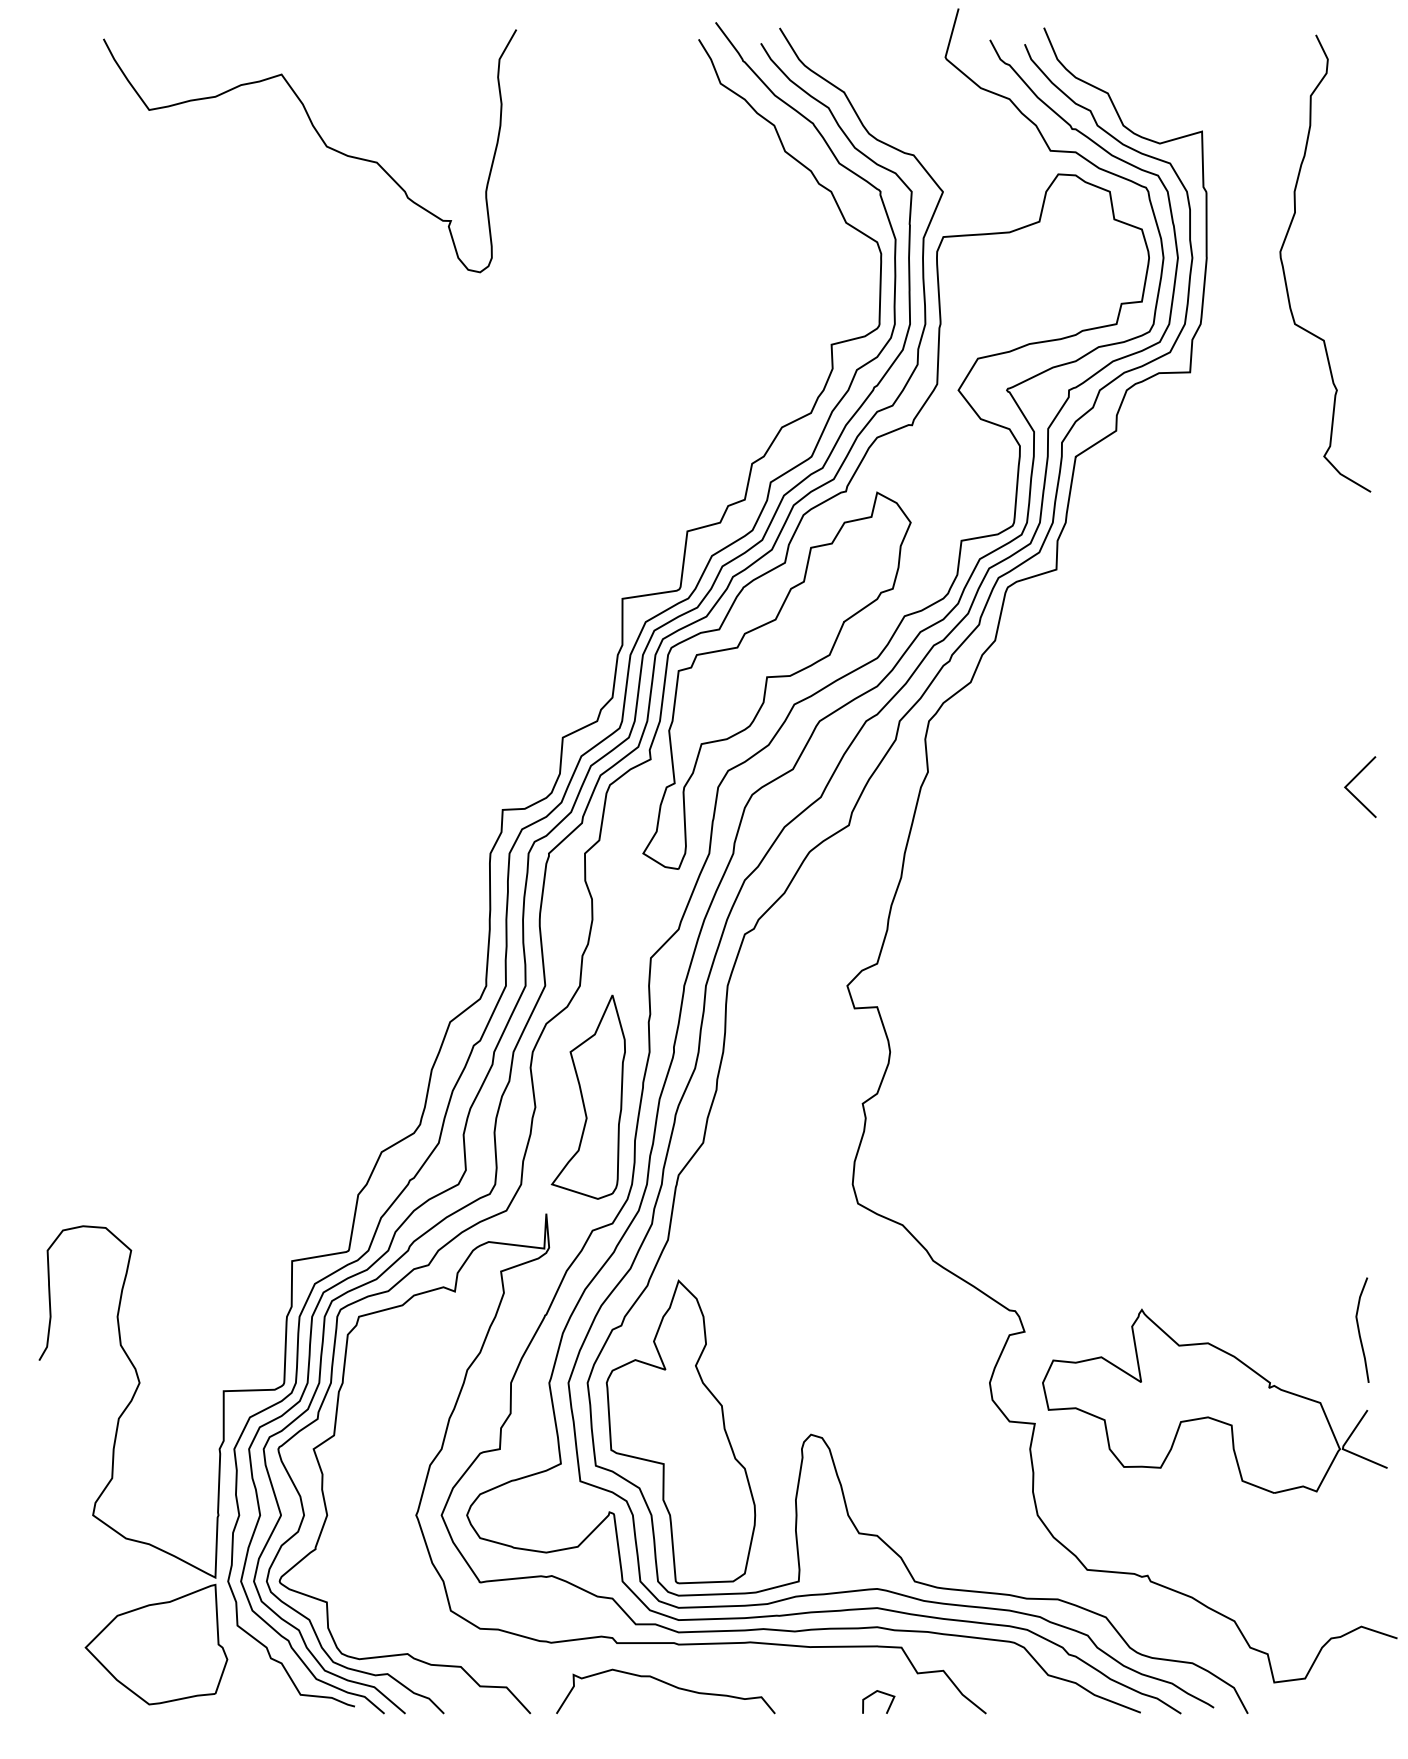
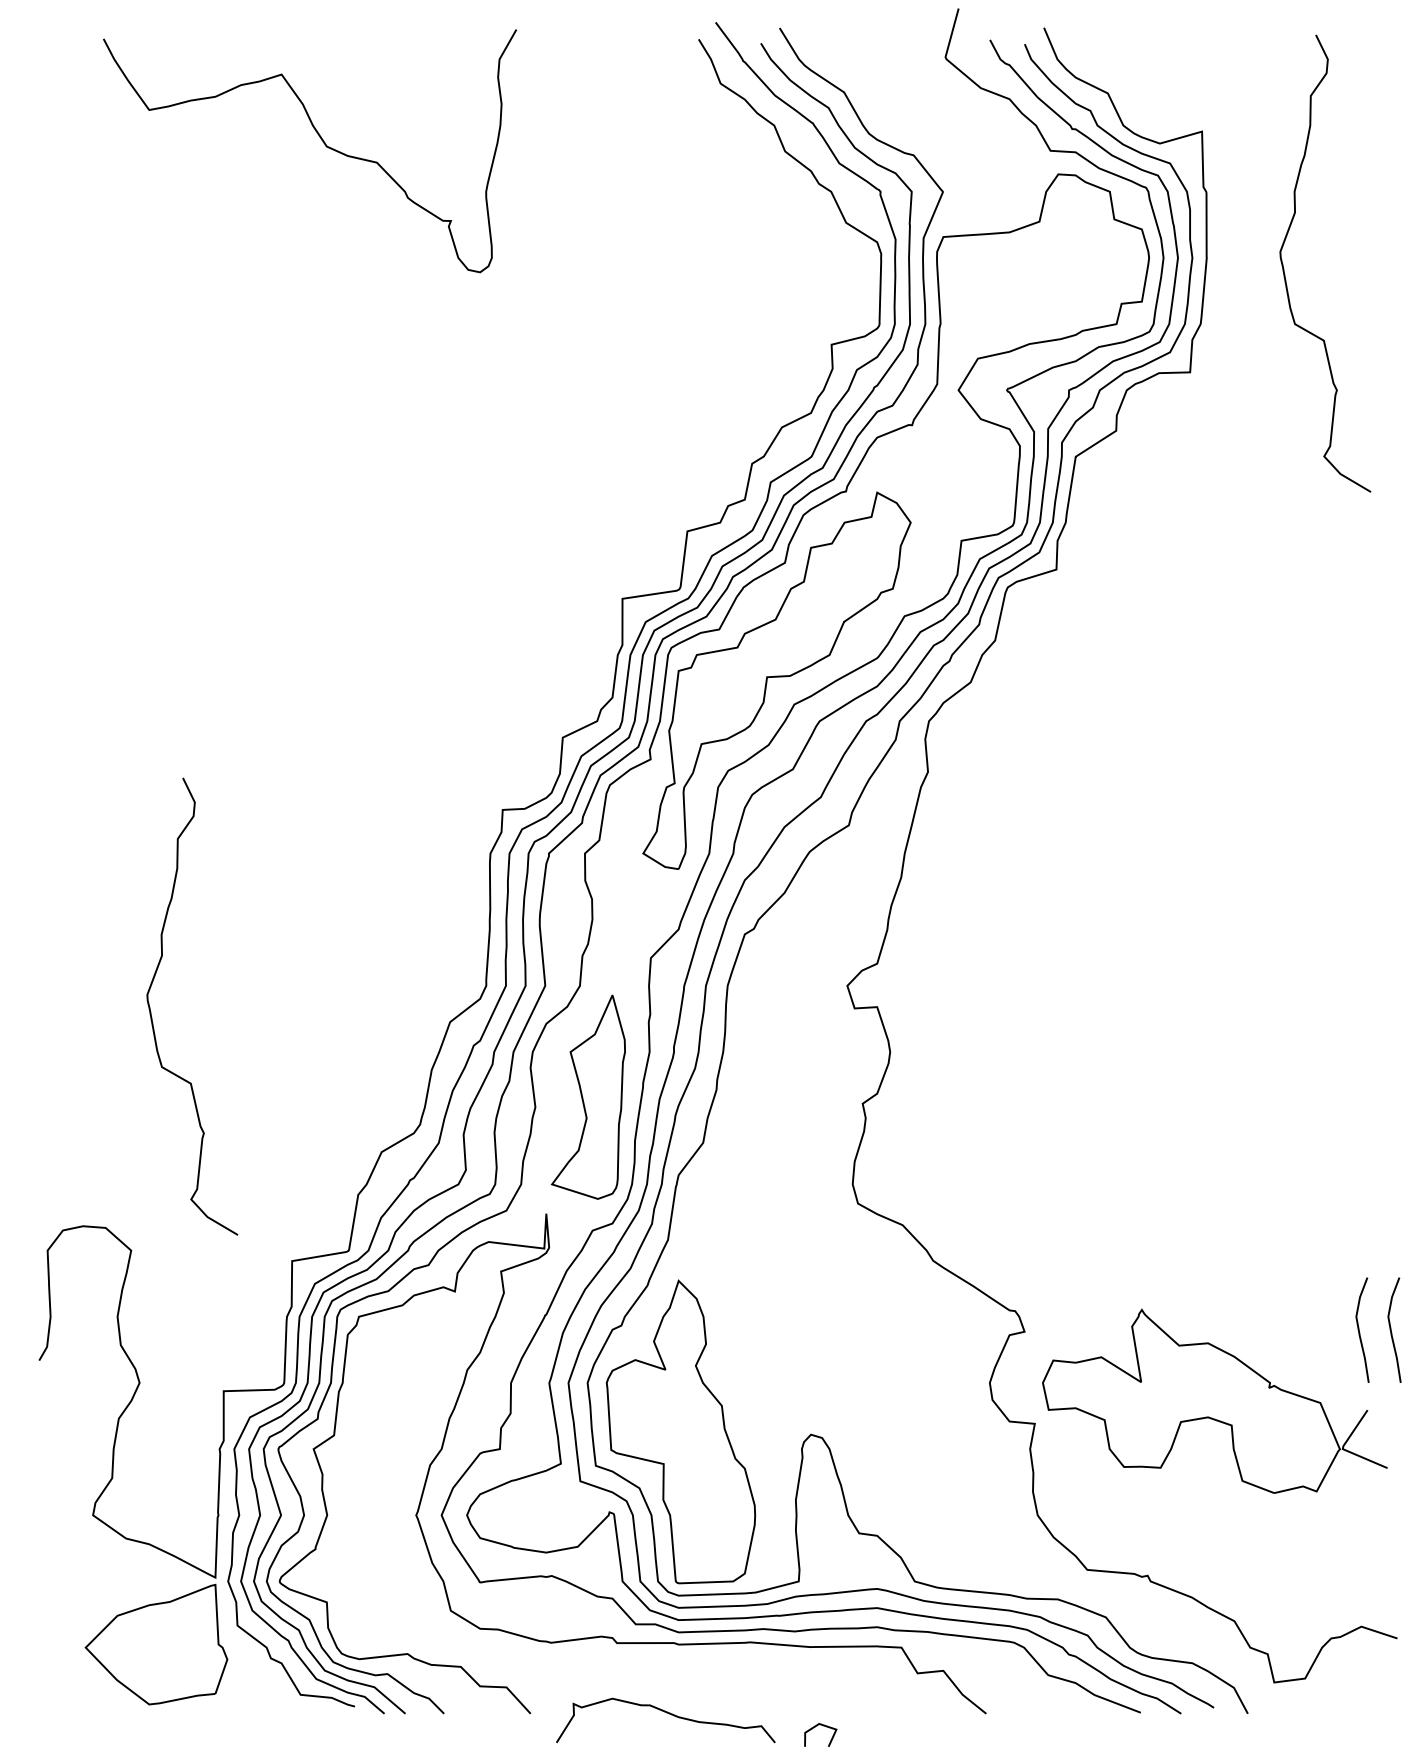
line: present -> none (1353, 780)
curve: none -> present (151, 1011)
curve: none -> present (1391, 1329)
curve position: (666, 1684) -> (666, 1713) (666, 1713)
line position: (875, 1693) -> (817, 1726) (817, 1726)
